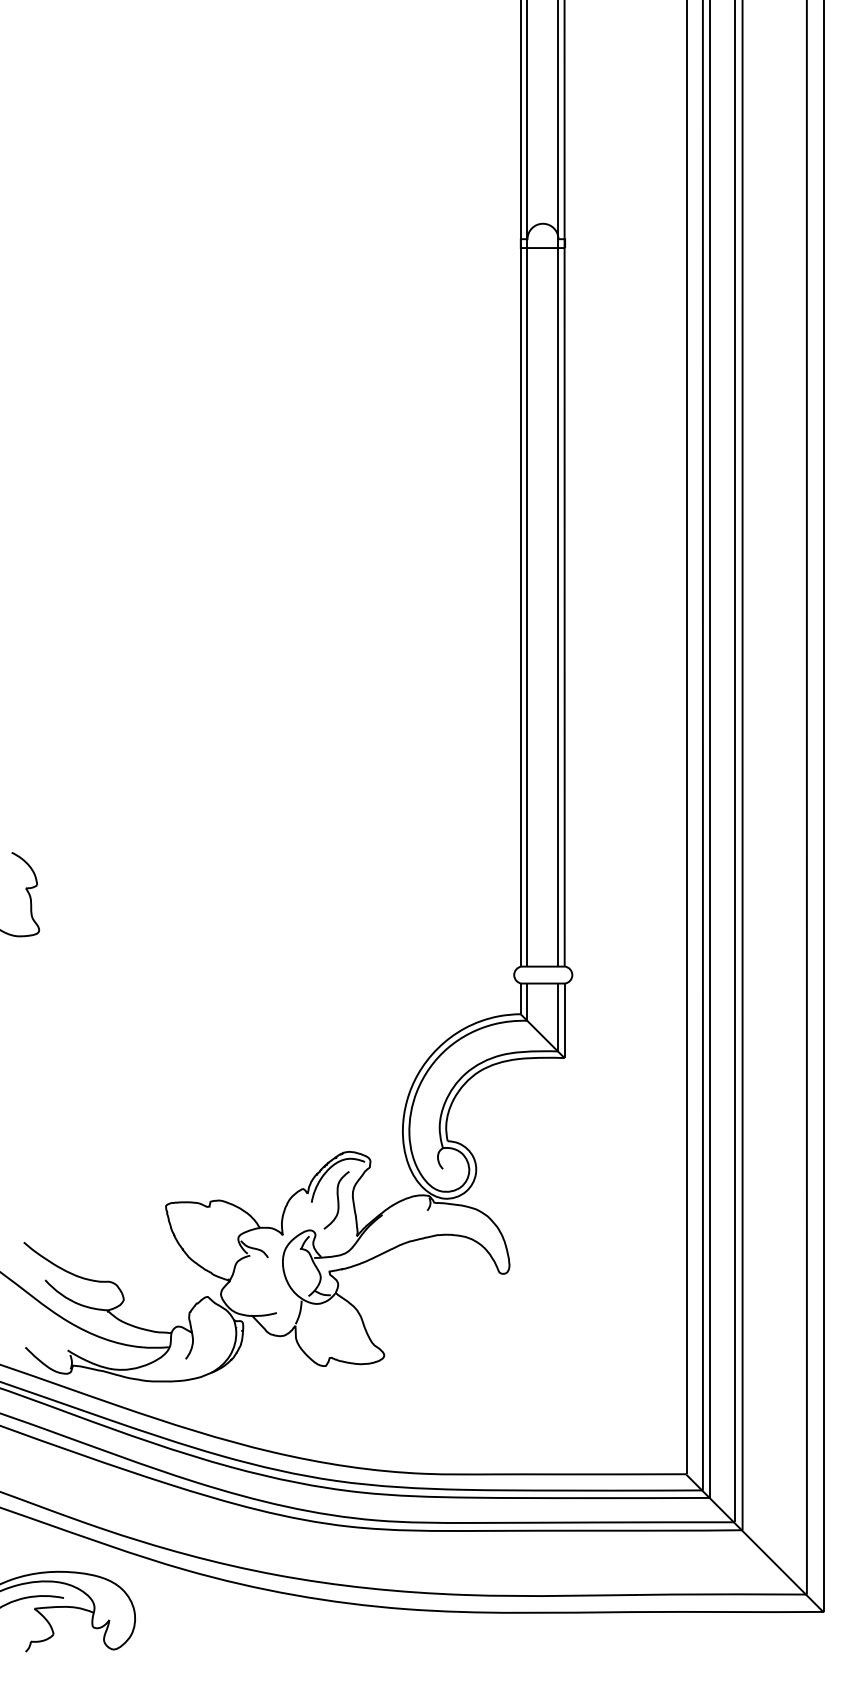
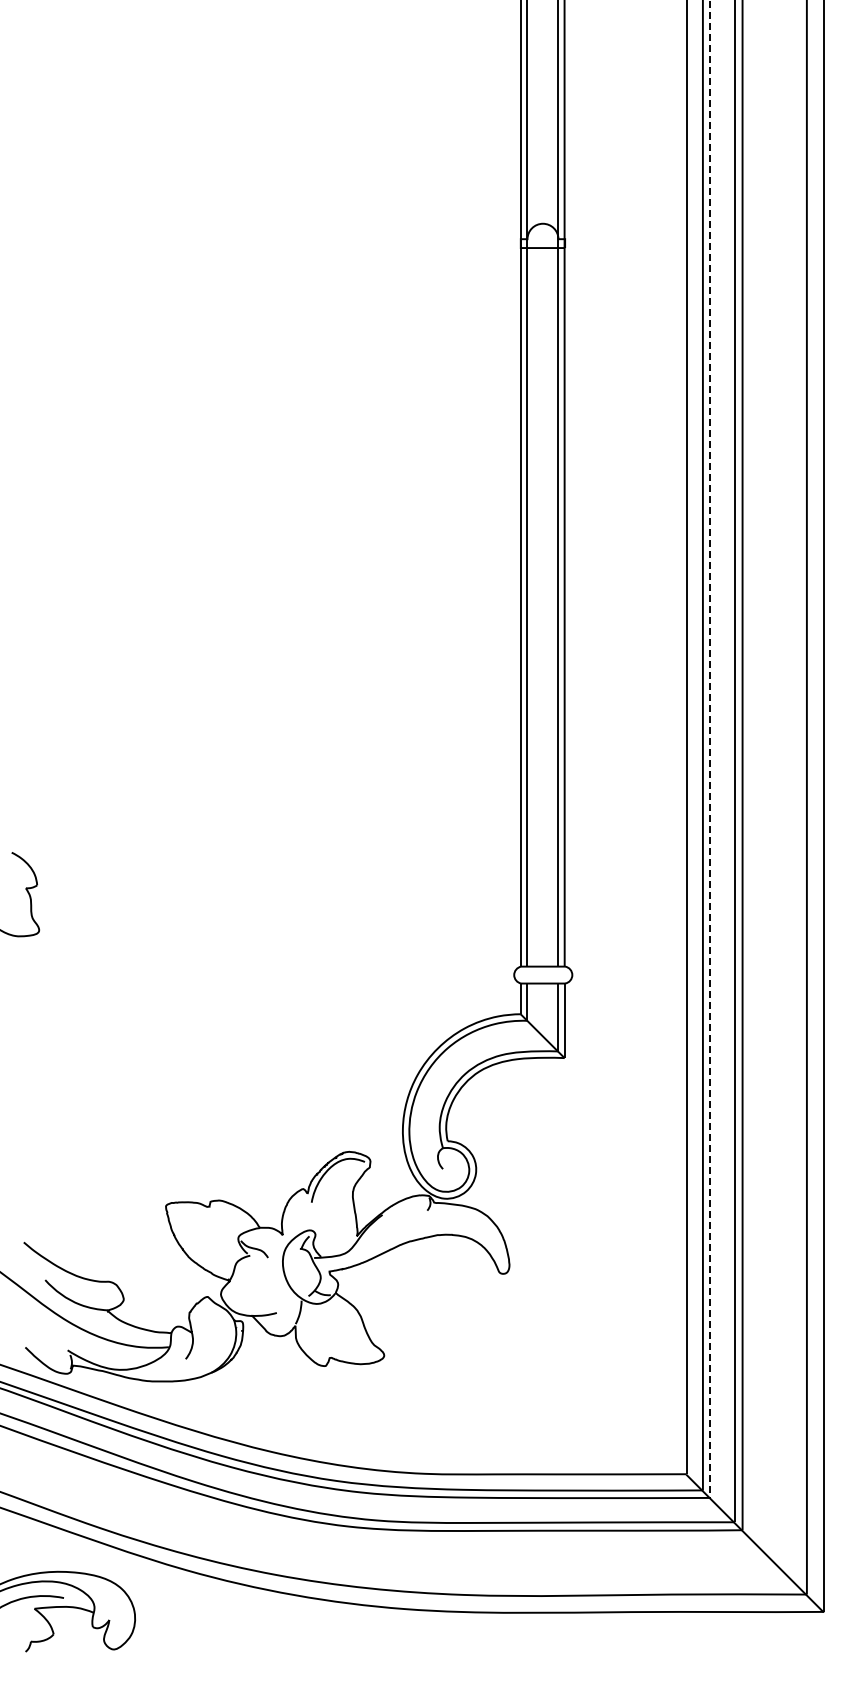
line: solid -> dashed (710, 749)
curve: present -> none (337, 1200)
